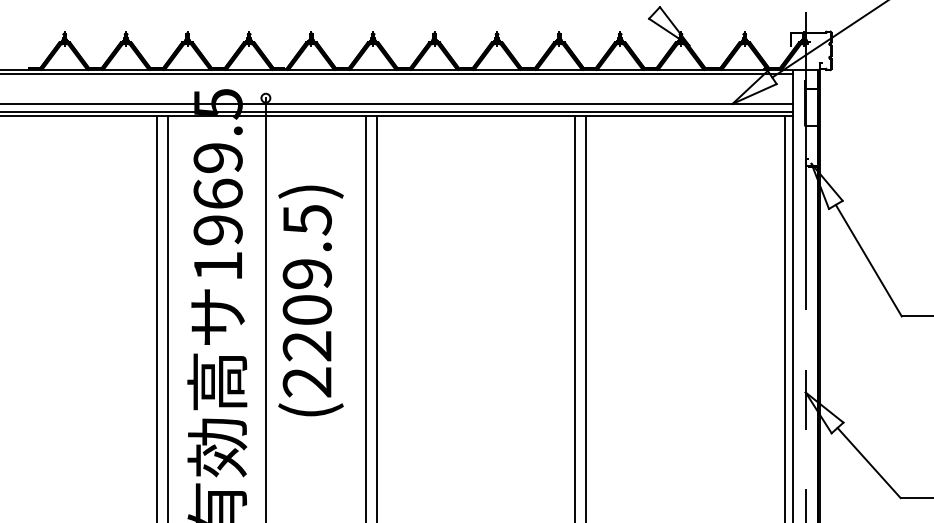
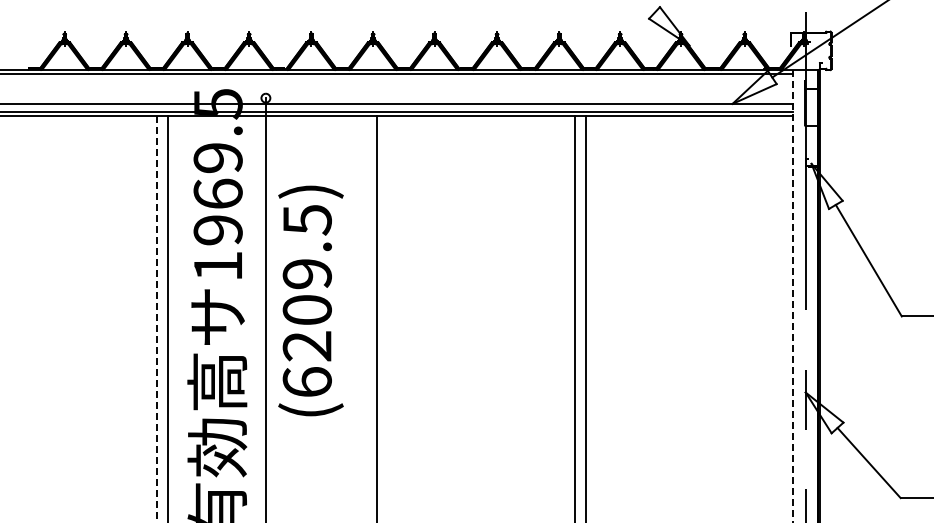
line: solid -> dashed (793, 296)
line: present -> none (365, 317)
line: present -> none (784, 317)
line: solid -> dashed (156, 319)
text: (2209.5) -> (6209.5) (306, 382)
